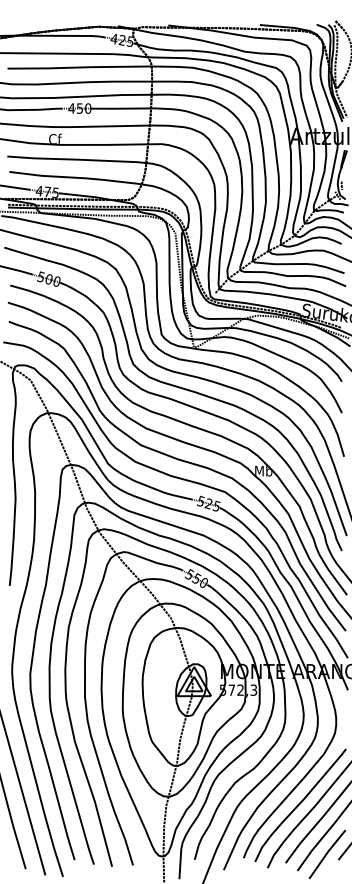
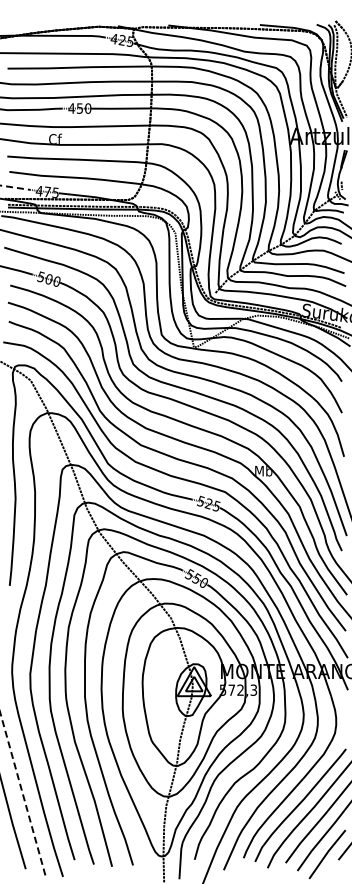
line: solid -> dashed (15, 187)
line: solid -> dashed (22, 793)
